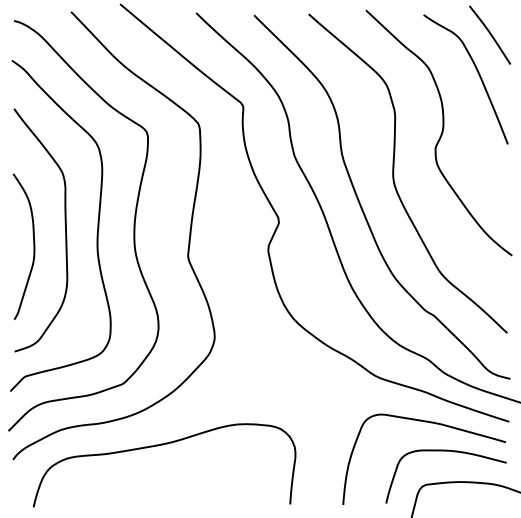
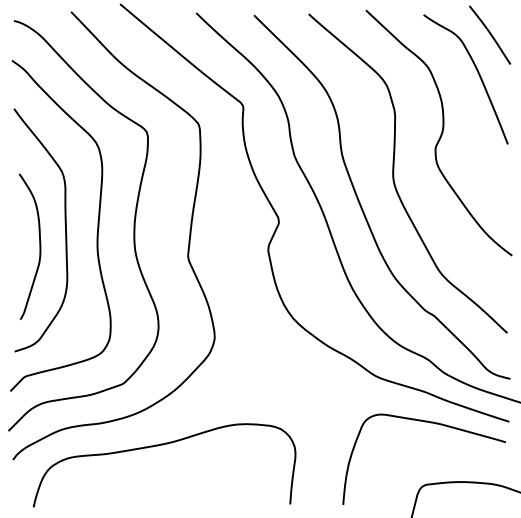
curve position: (33, 246) -> (39, 246) (39, 246)
curve: present -> none (445, 451)
